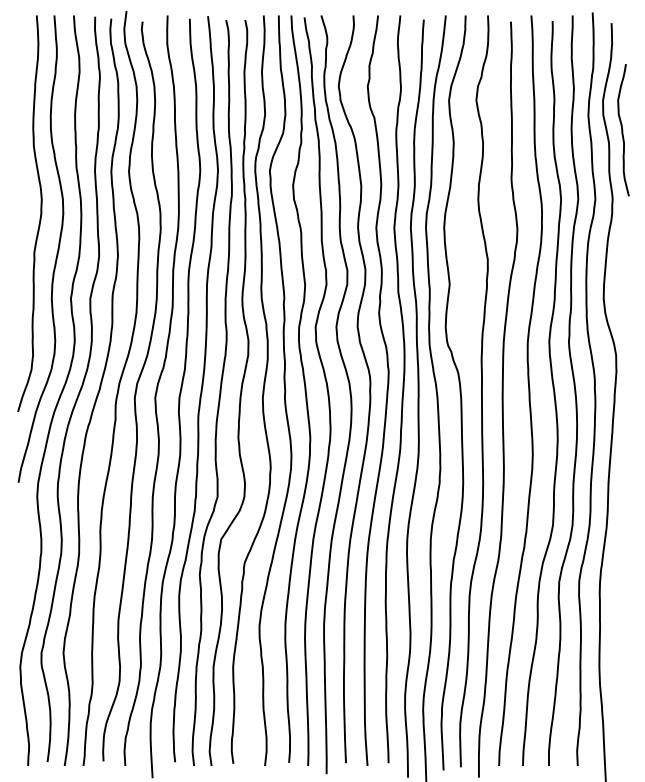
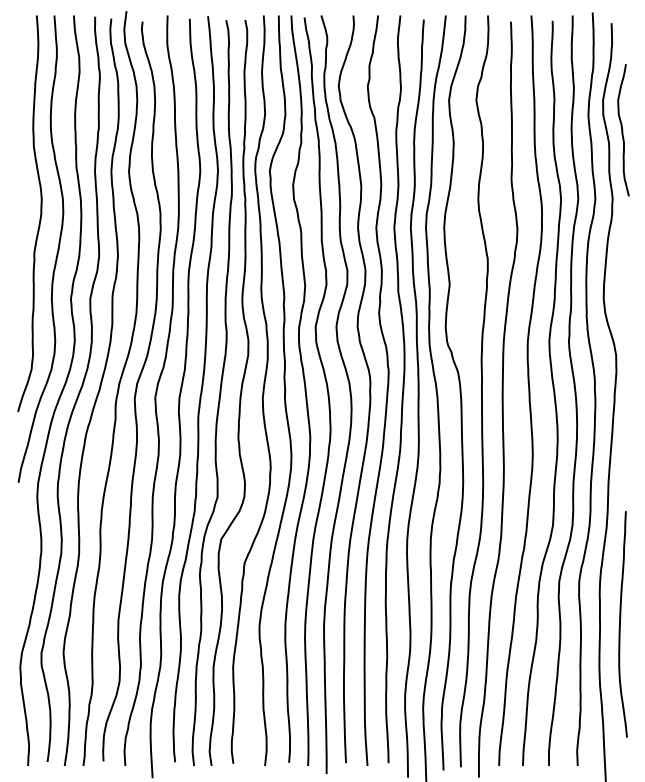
curve: none -> present (620, 624)
